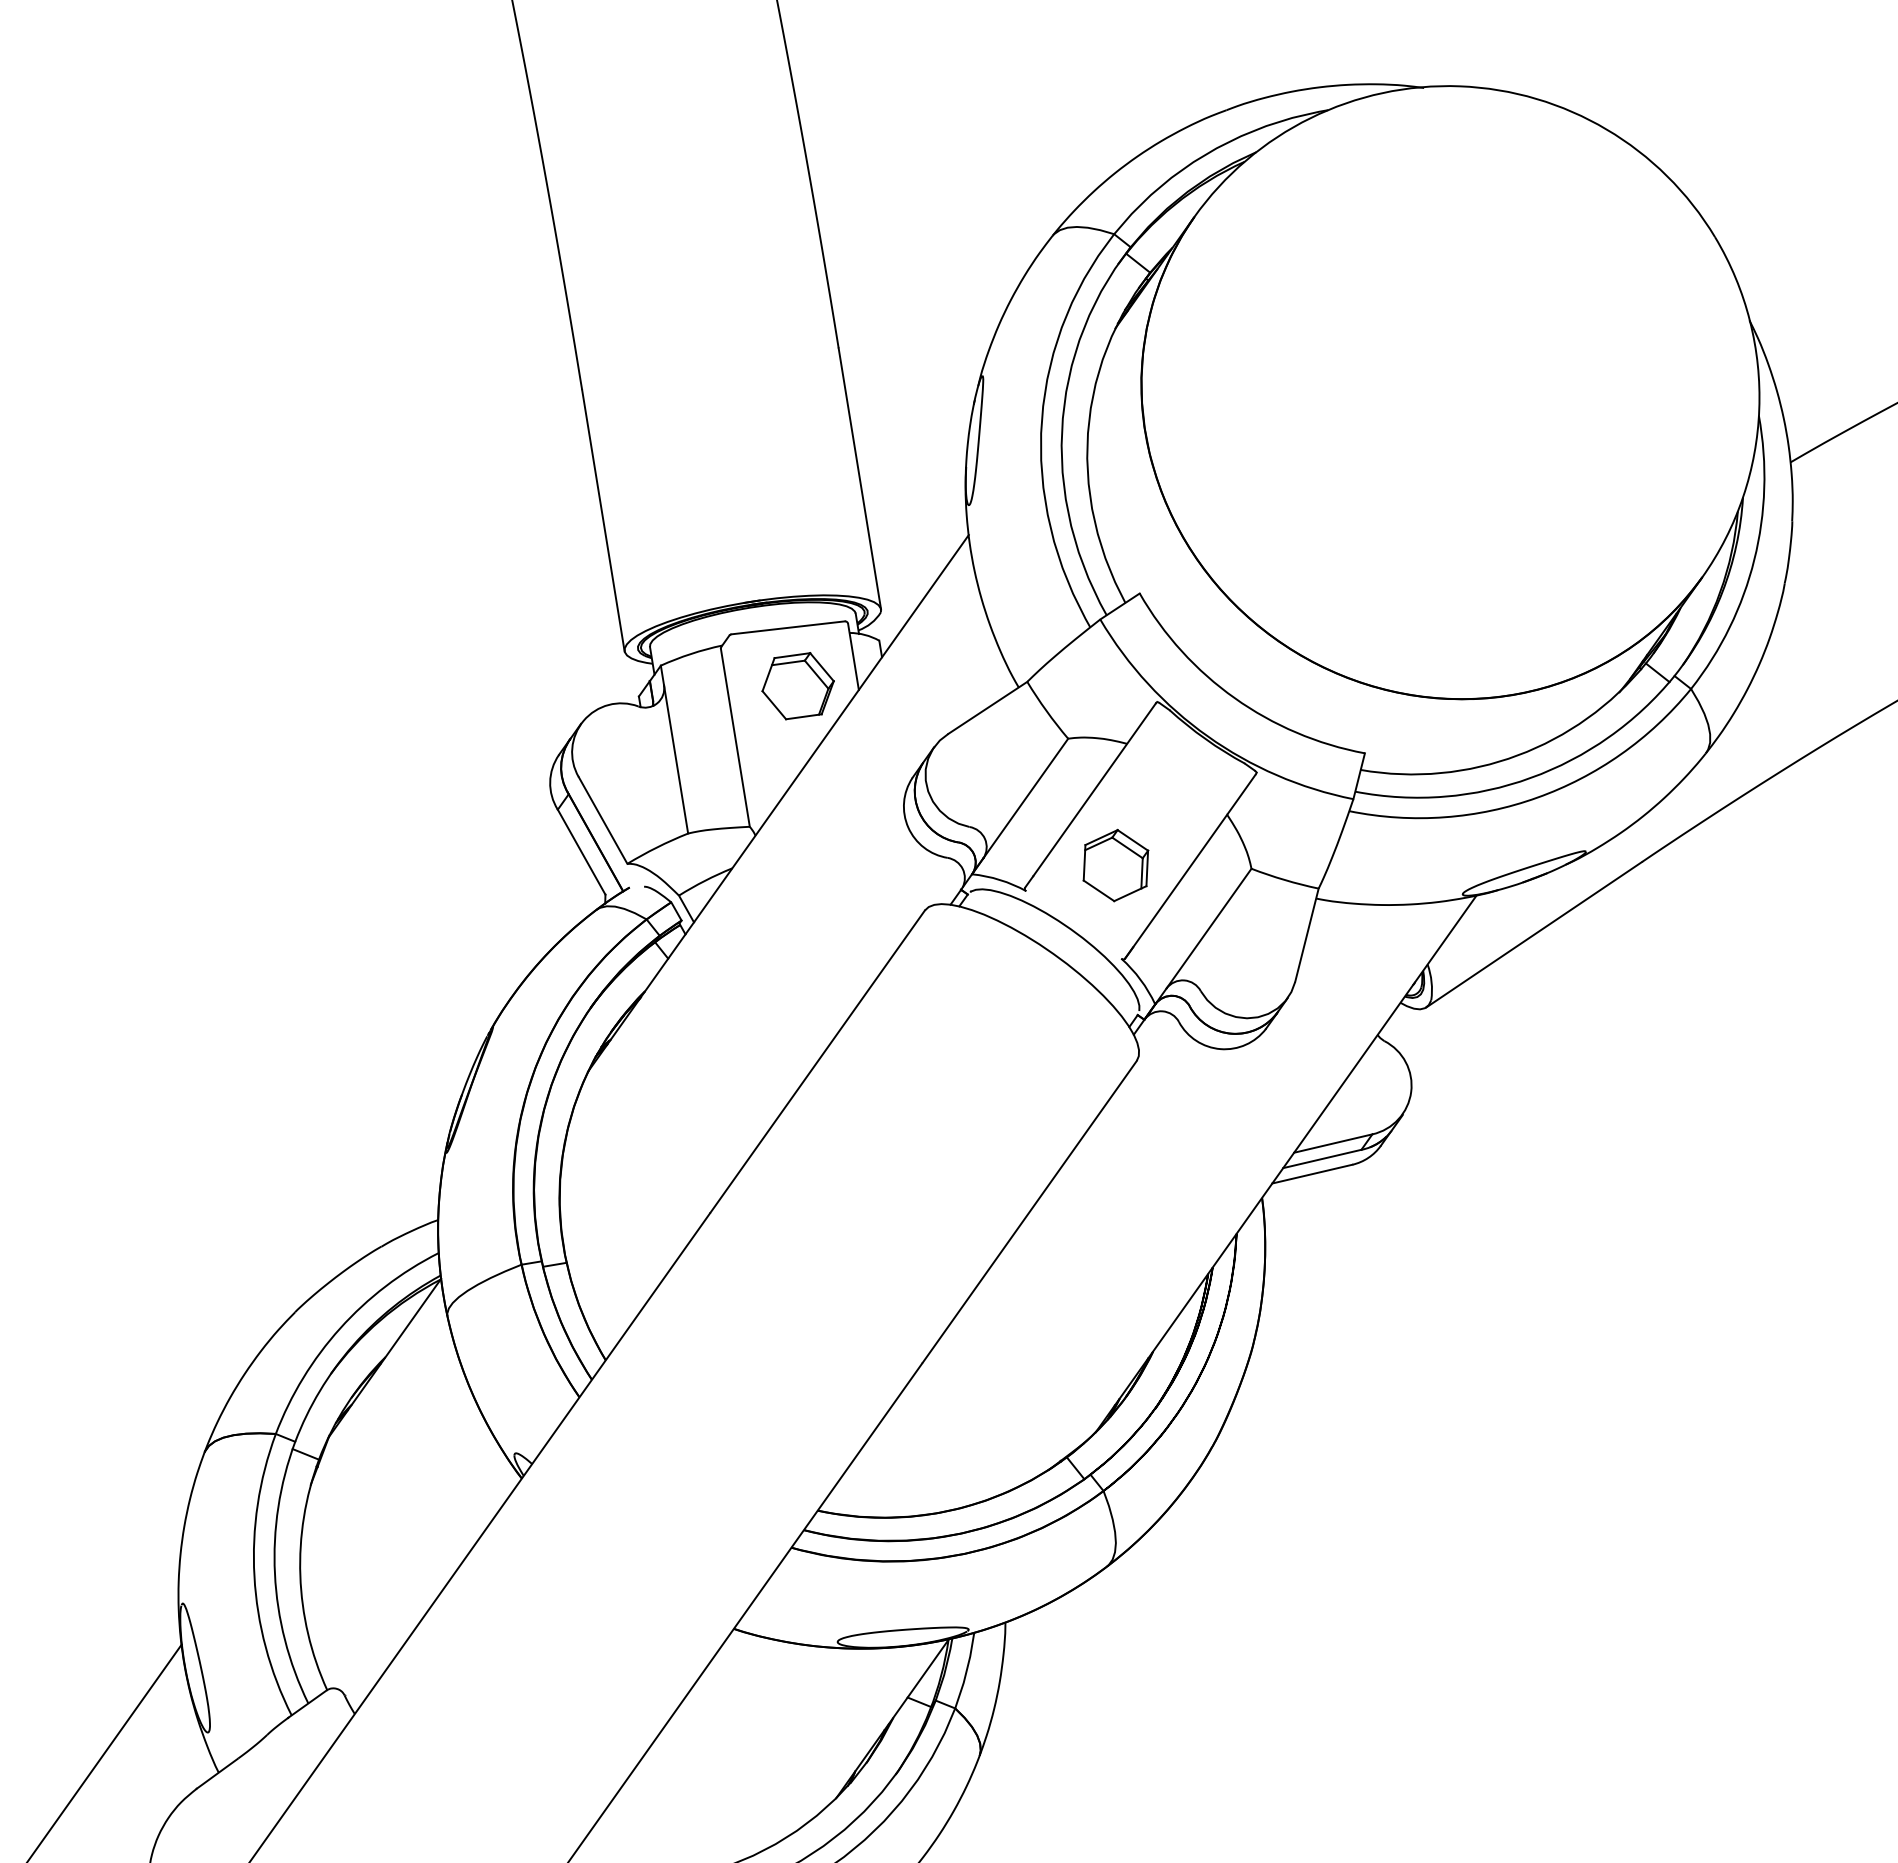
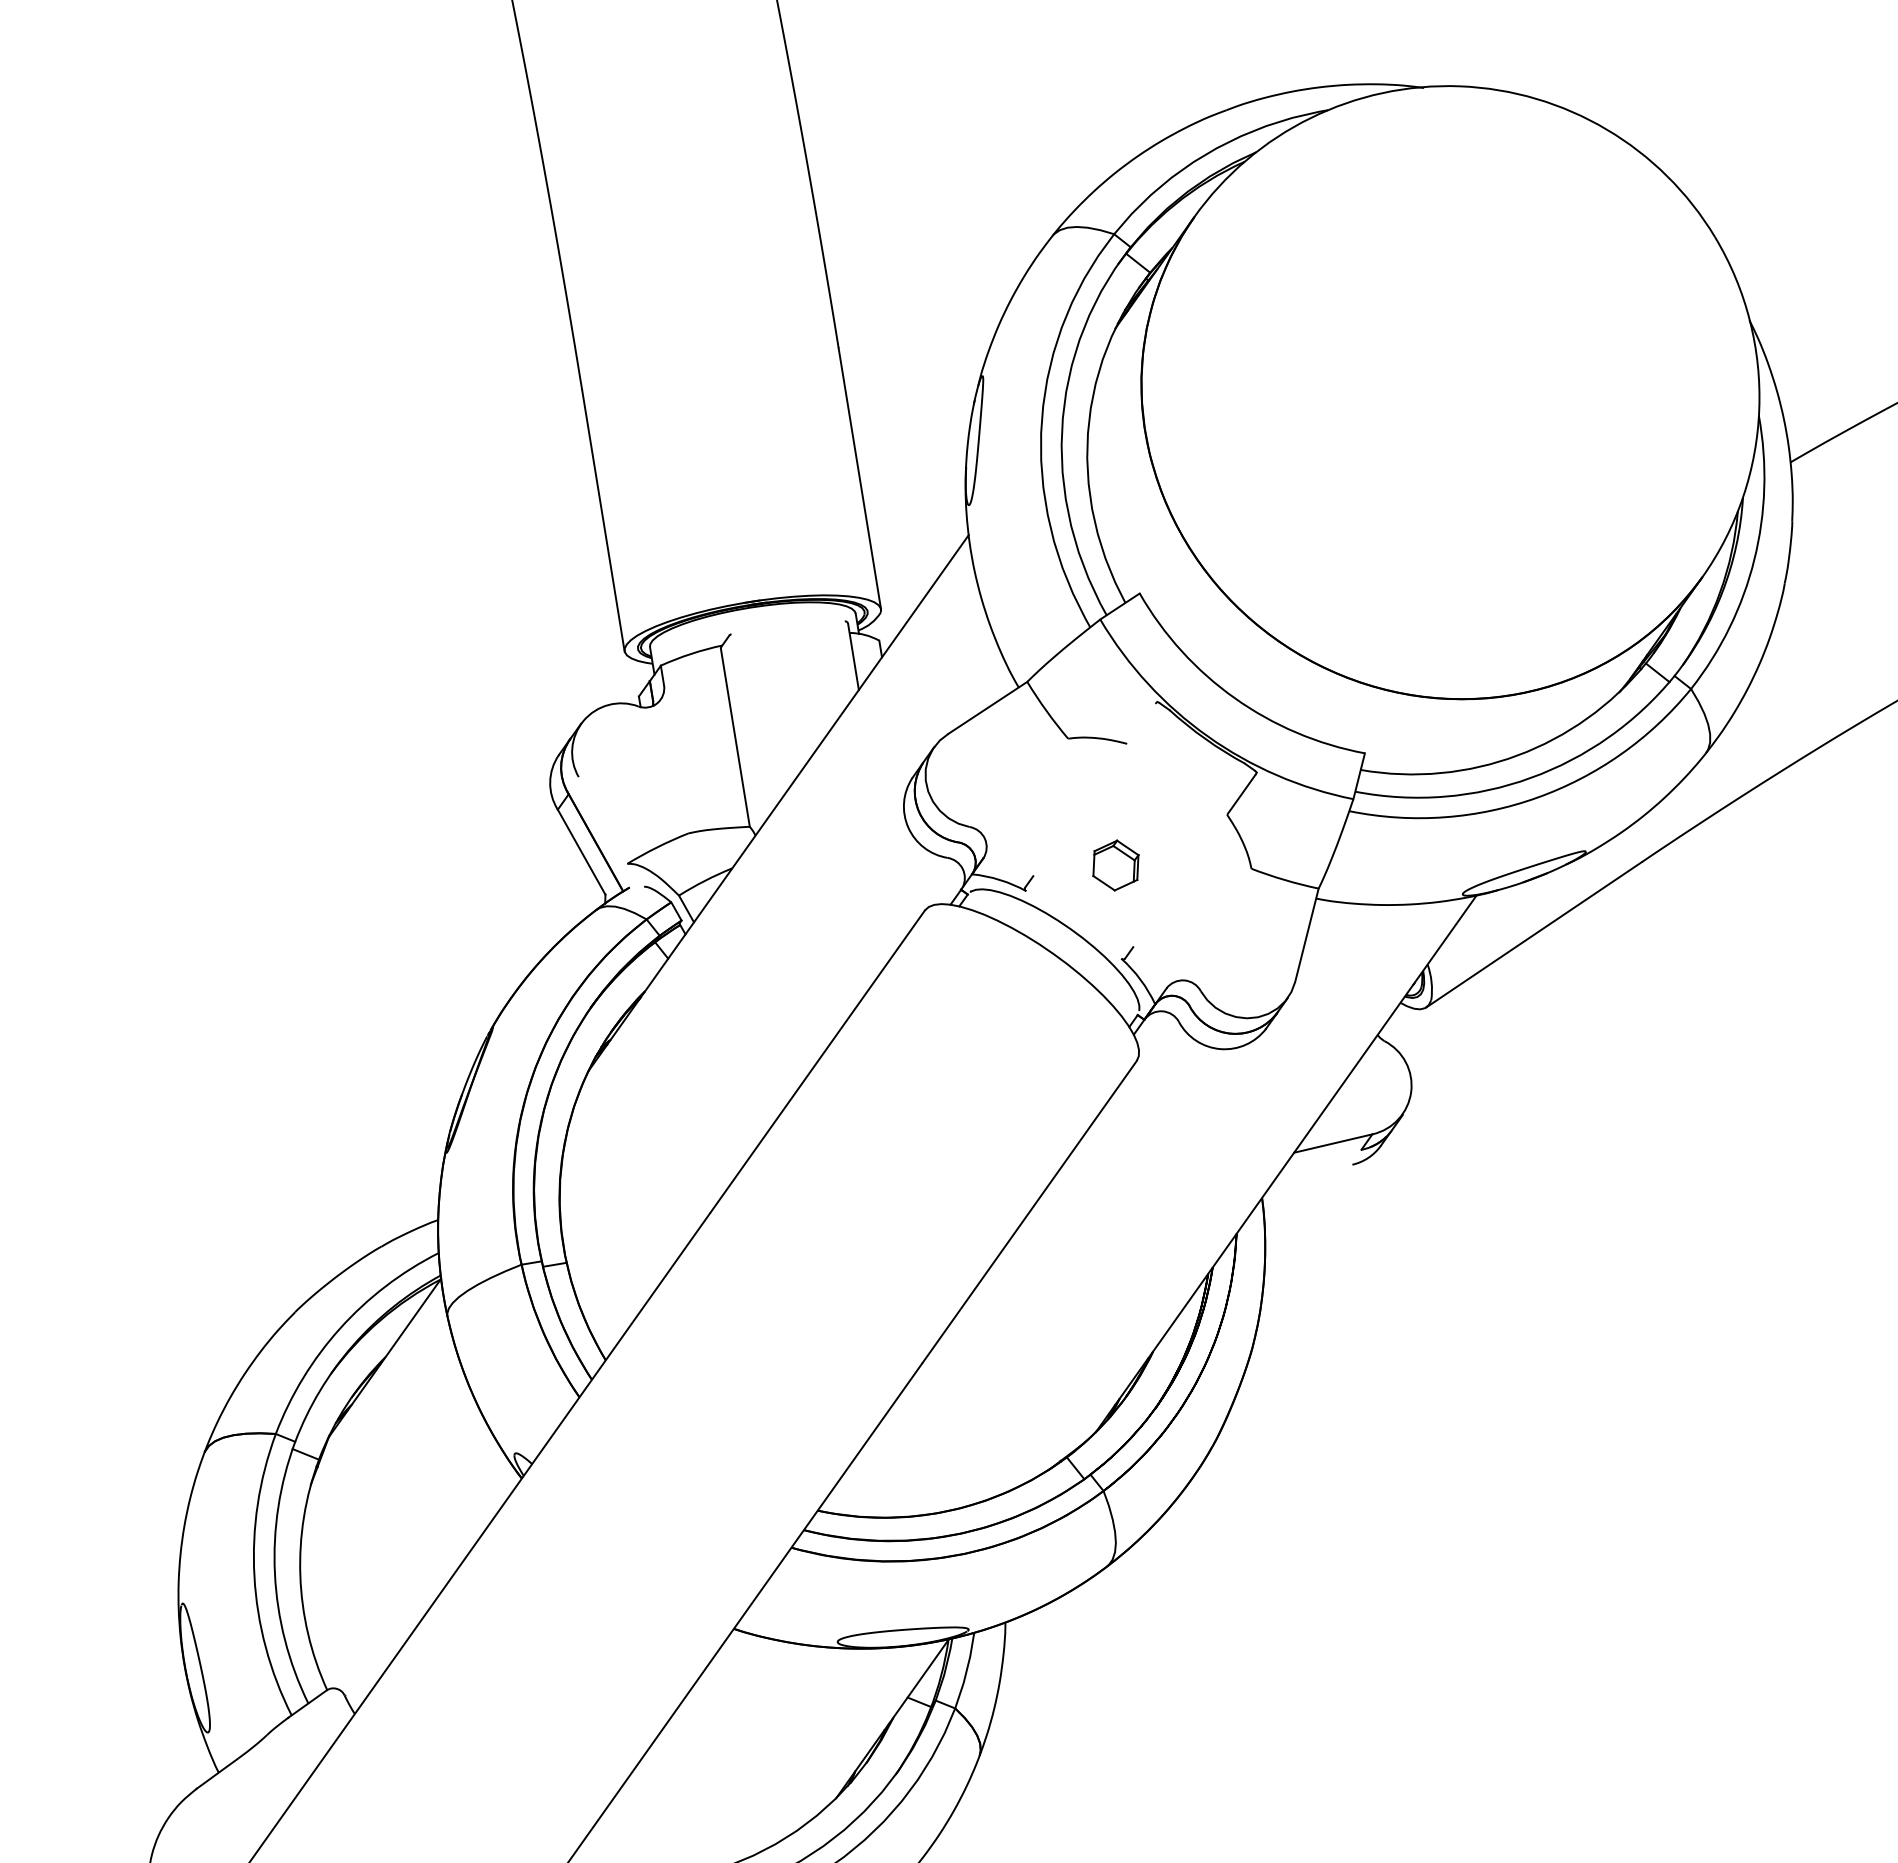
line: present -> none (787, 627)
part: present -> none (797, 686)
line: present -> none (676, 759)
line: present -> none (1094, 789)
line: present -> none (1025, 798)
line: present -> none (602, 820)
part size: 68x75 px -> 48x53 px (1115, 865)
line: present -> none (1176, 886)
line: present -> none (1208, 928)
line: present -> none (1322, 1158)
line: present -> none (1312, 1173)
line: present -> none (105, 1751)
